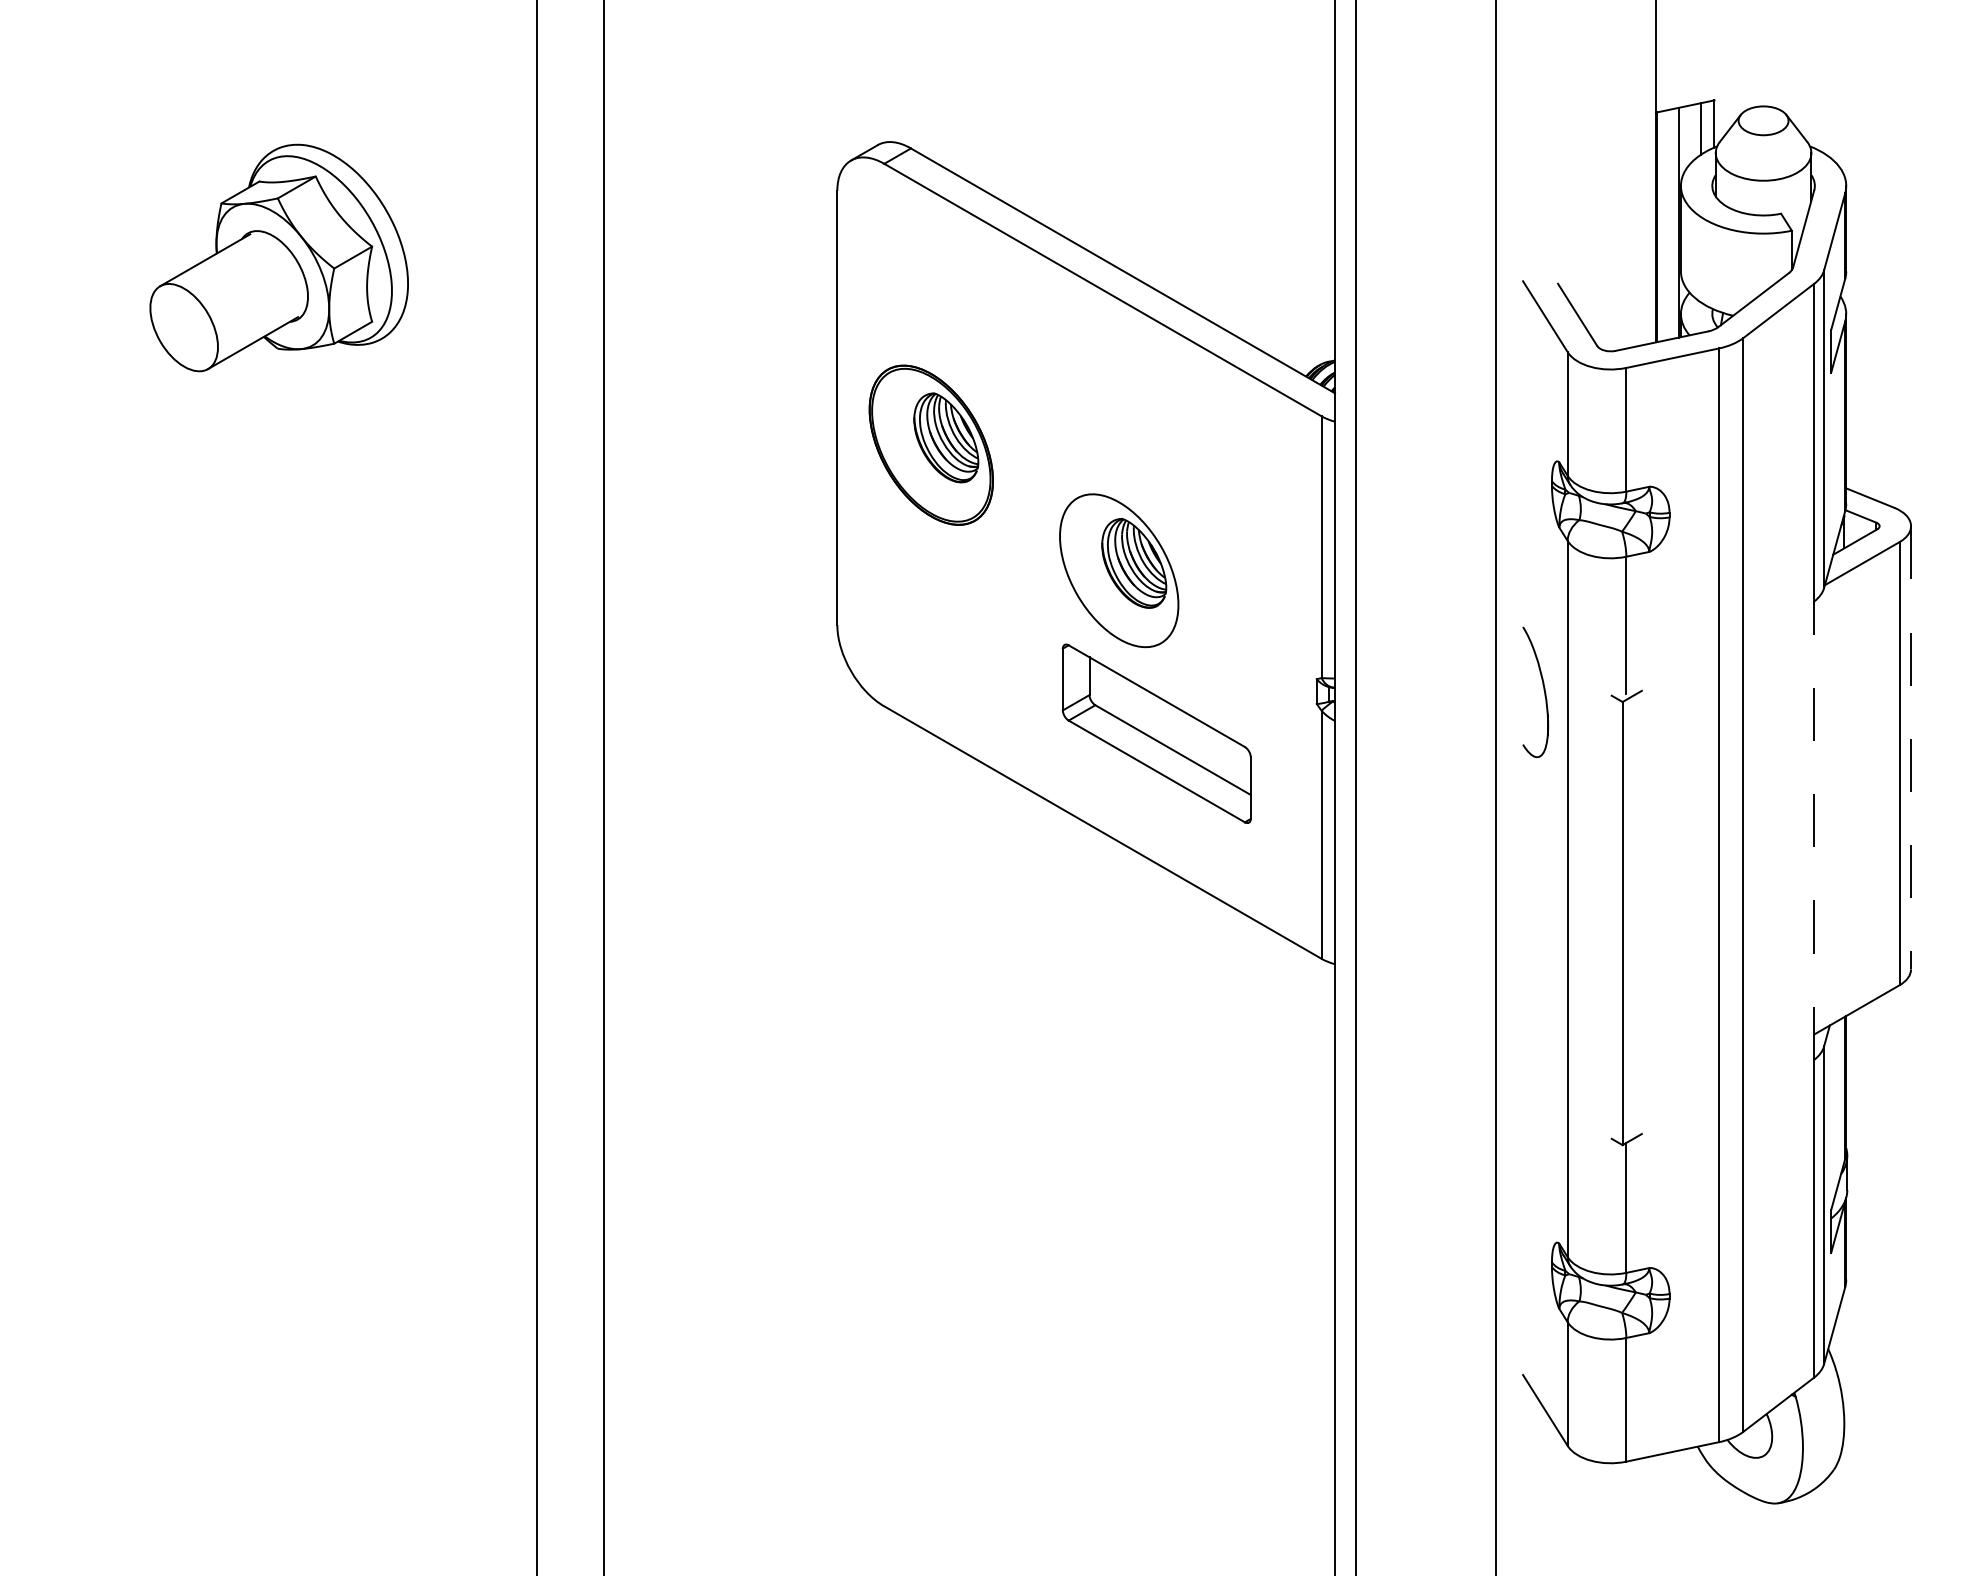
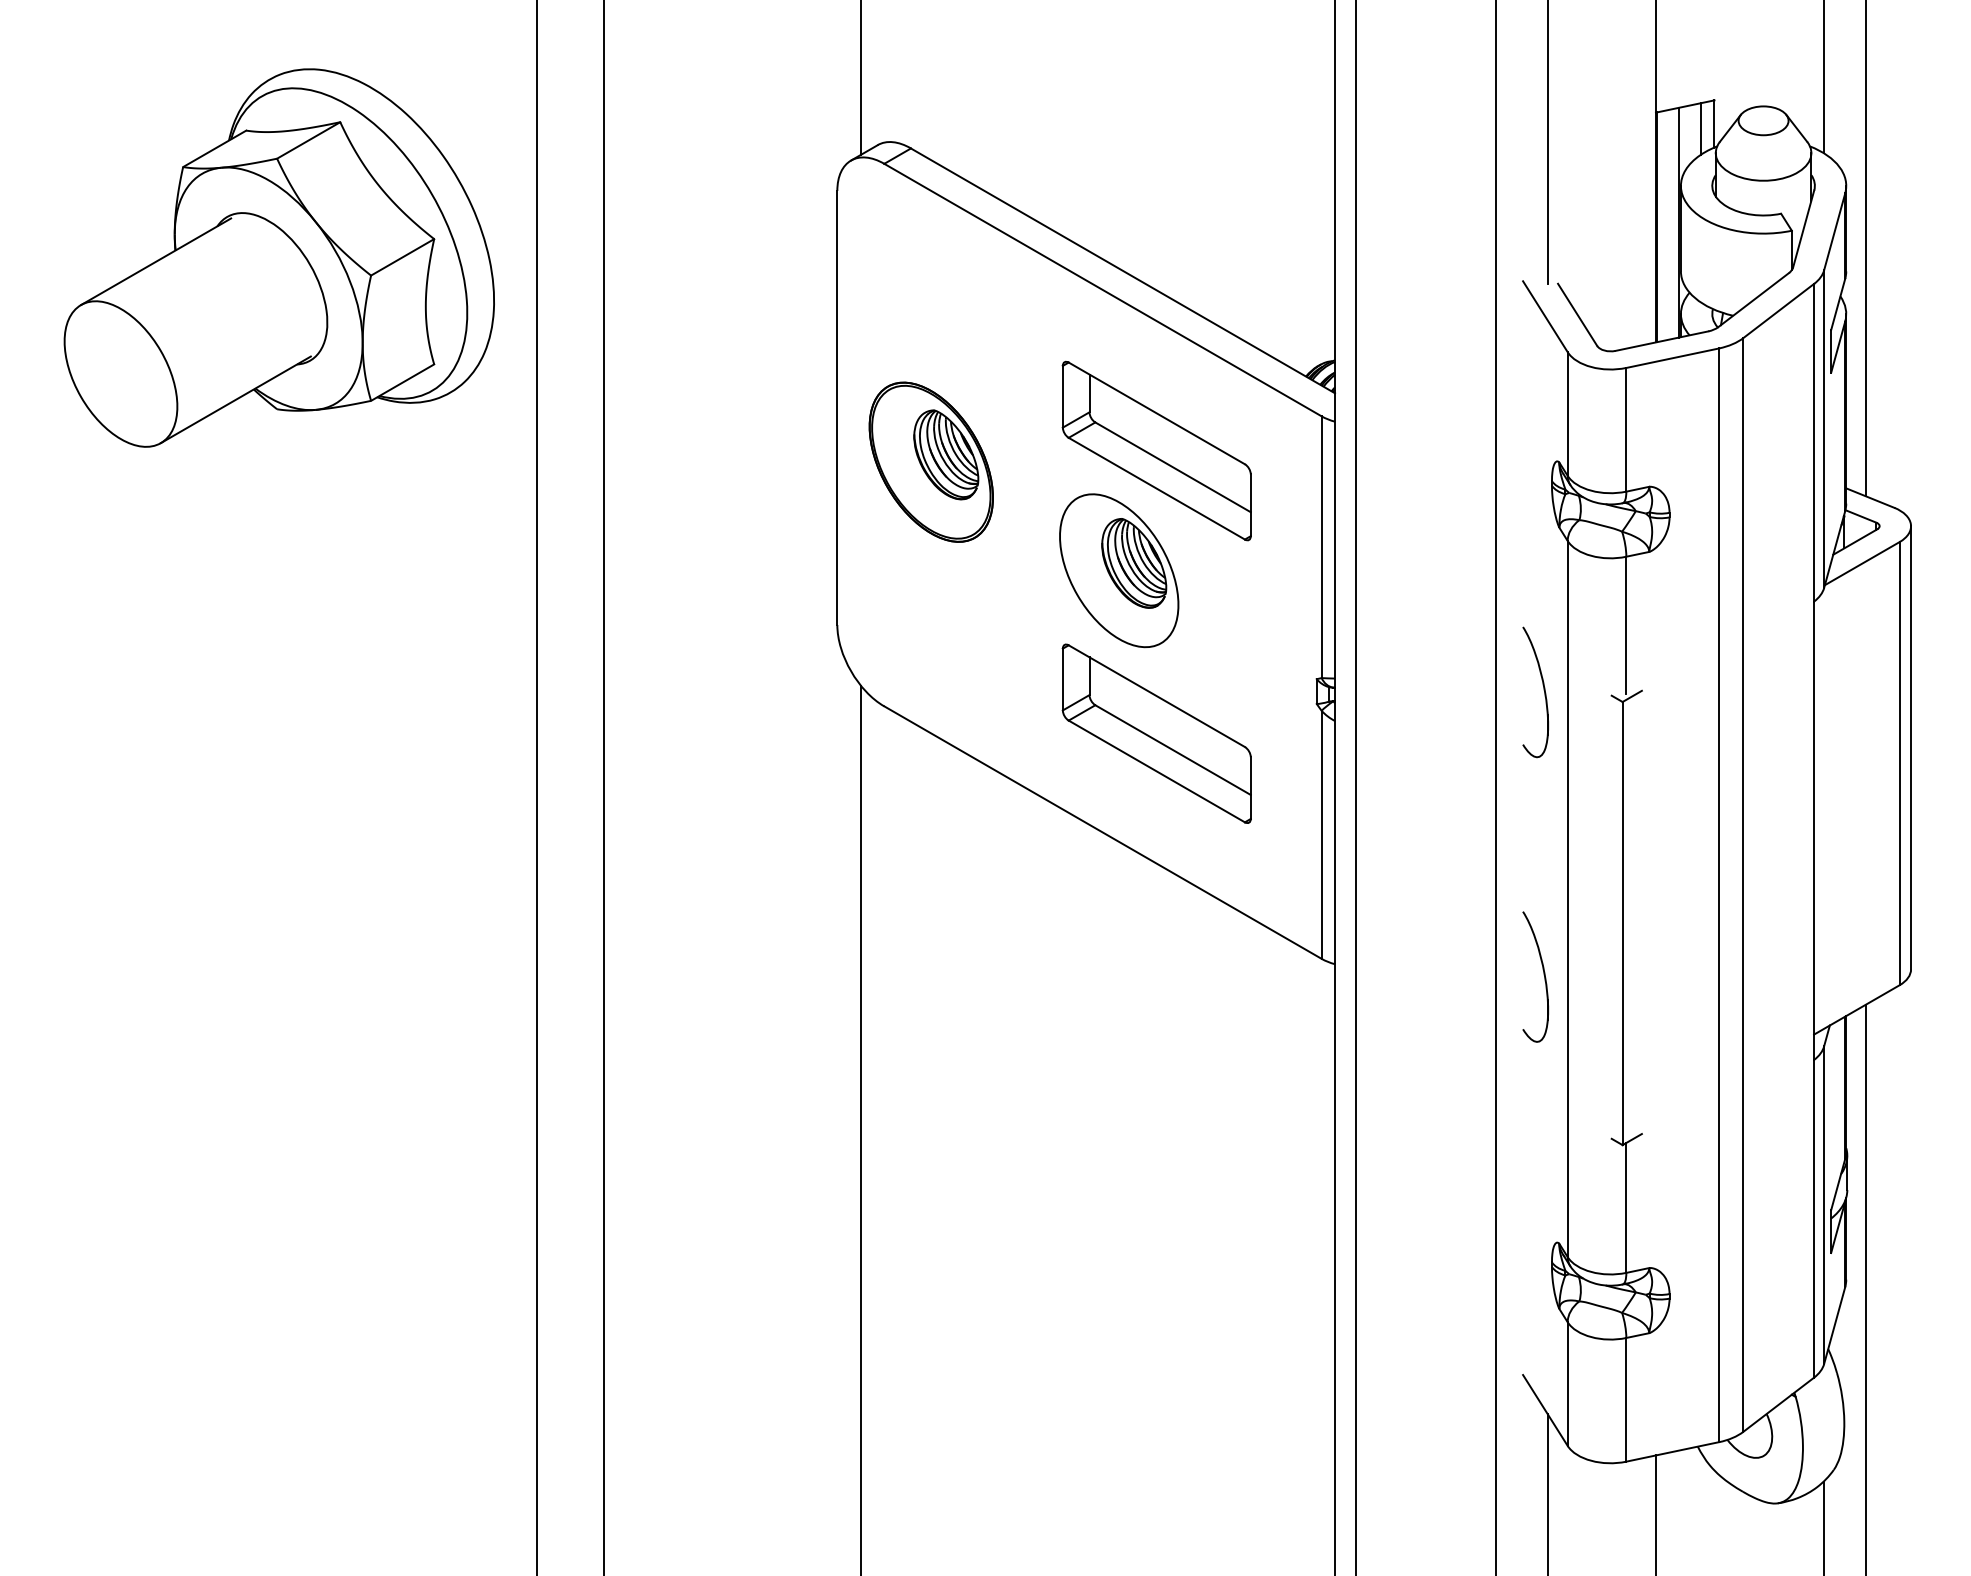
line: none -> present (1823, 77)
line: none -> present (861, 78)
line: none -> present (1547, 142)
line: none -> present (1866, 249)
part size: 260x230 px -> 432x380 px (278, 257)
part position: (930, 444) -> (930, 461) (930, 461)
part: none -> present (1156, 450)
line: dashed -> solid (1910, 747)
line: dashed -> solid (1814, 830)
part: none -> present (1543, 975)
line: none -> present (861, 1129)
line: none -> present (1866, 1288)
line: none -> present (1547, 1493)
line: none -> present (1655, 1513)
line: none -> present (1823, 1526)
